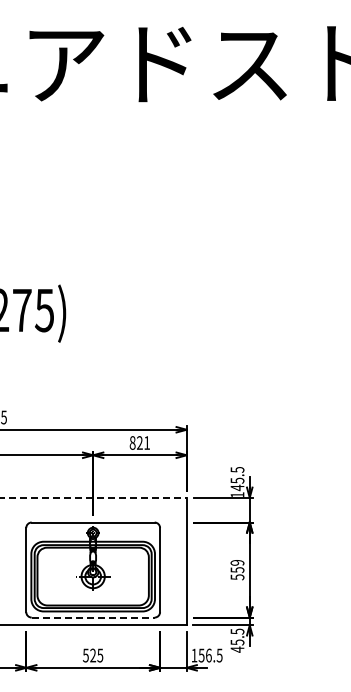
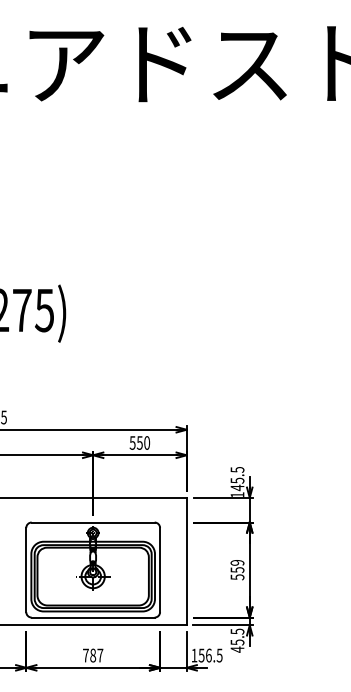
text: 821 -> 550 (139, 442)
line: dashed -> solid (93, 497)
line: dashed -> solid (93, 617)
text: 525 -> 787 (92, 655)
